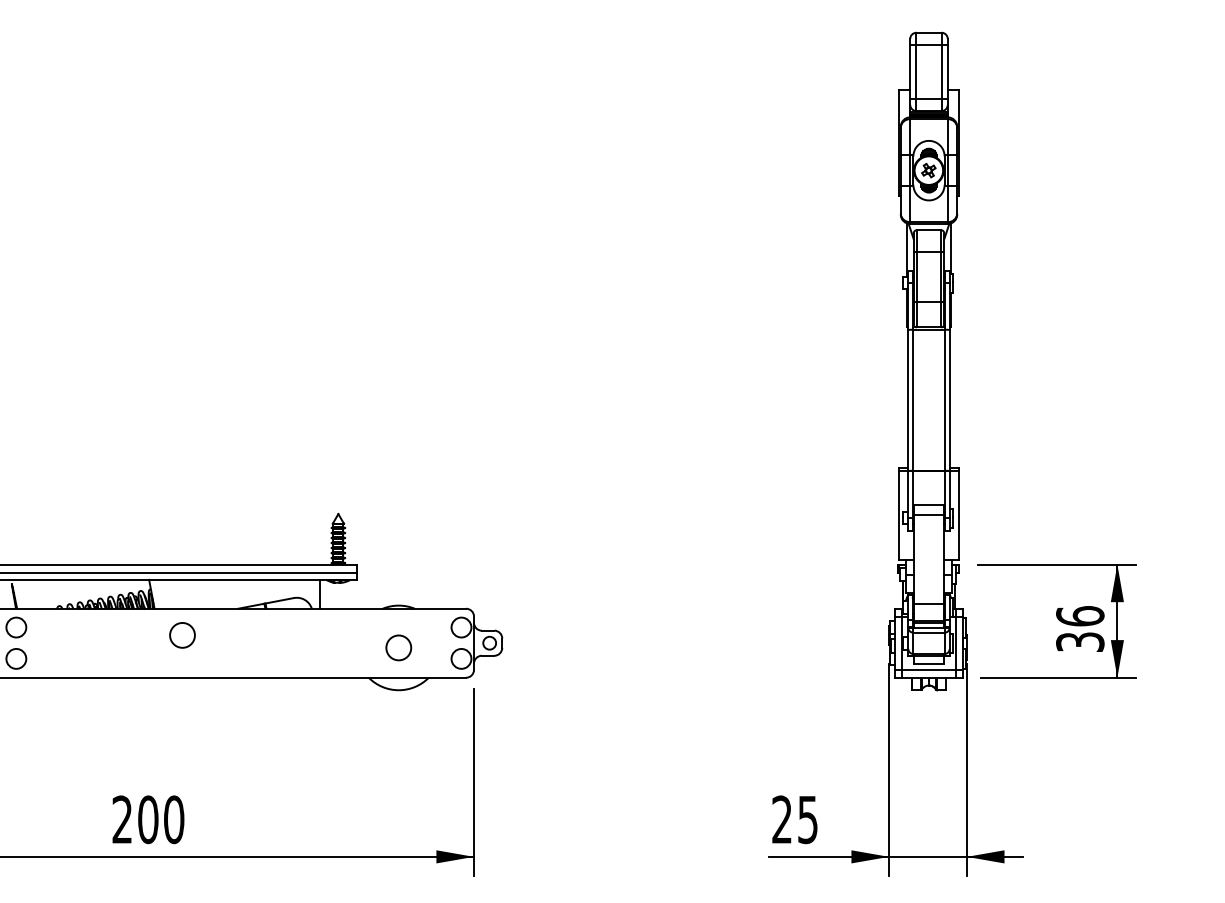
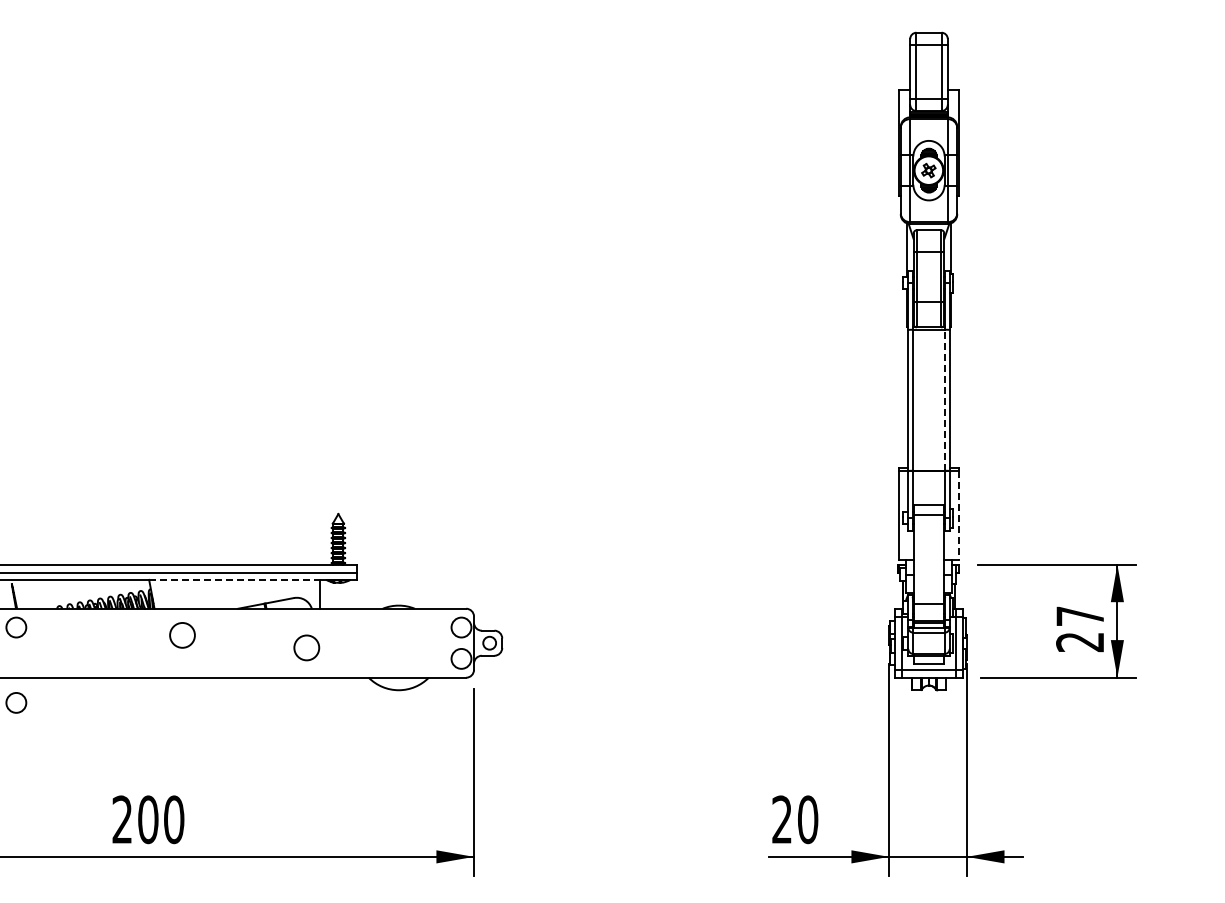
line: solid -> dashed (944, 400)
line: solid -> dashed (959, 515)
line: solid -> dashed (234, 579)
text: 36 -> 27 (1080, 629)
circle position: (398, 647) -> (306, 647) (306, 647)
circle position: (16, 658) -> (16, 702) (16, 702)
text: 25 -> 20 (808, 819)
